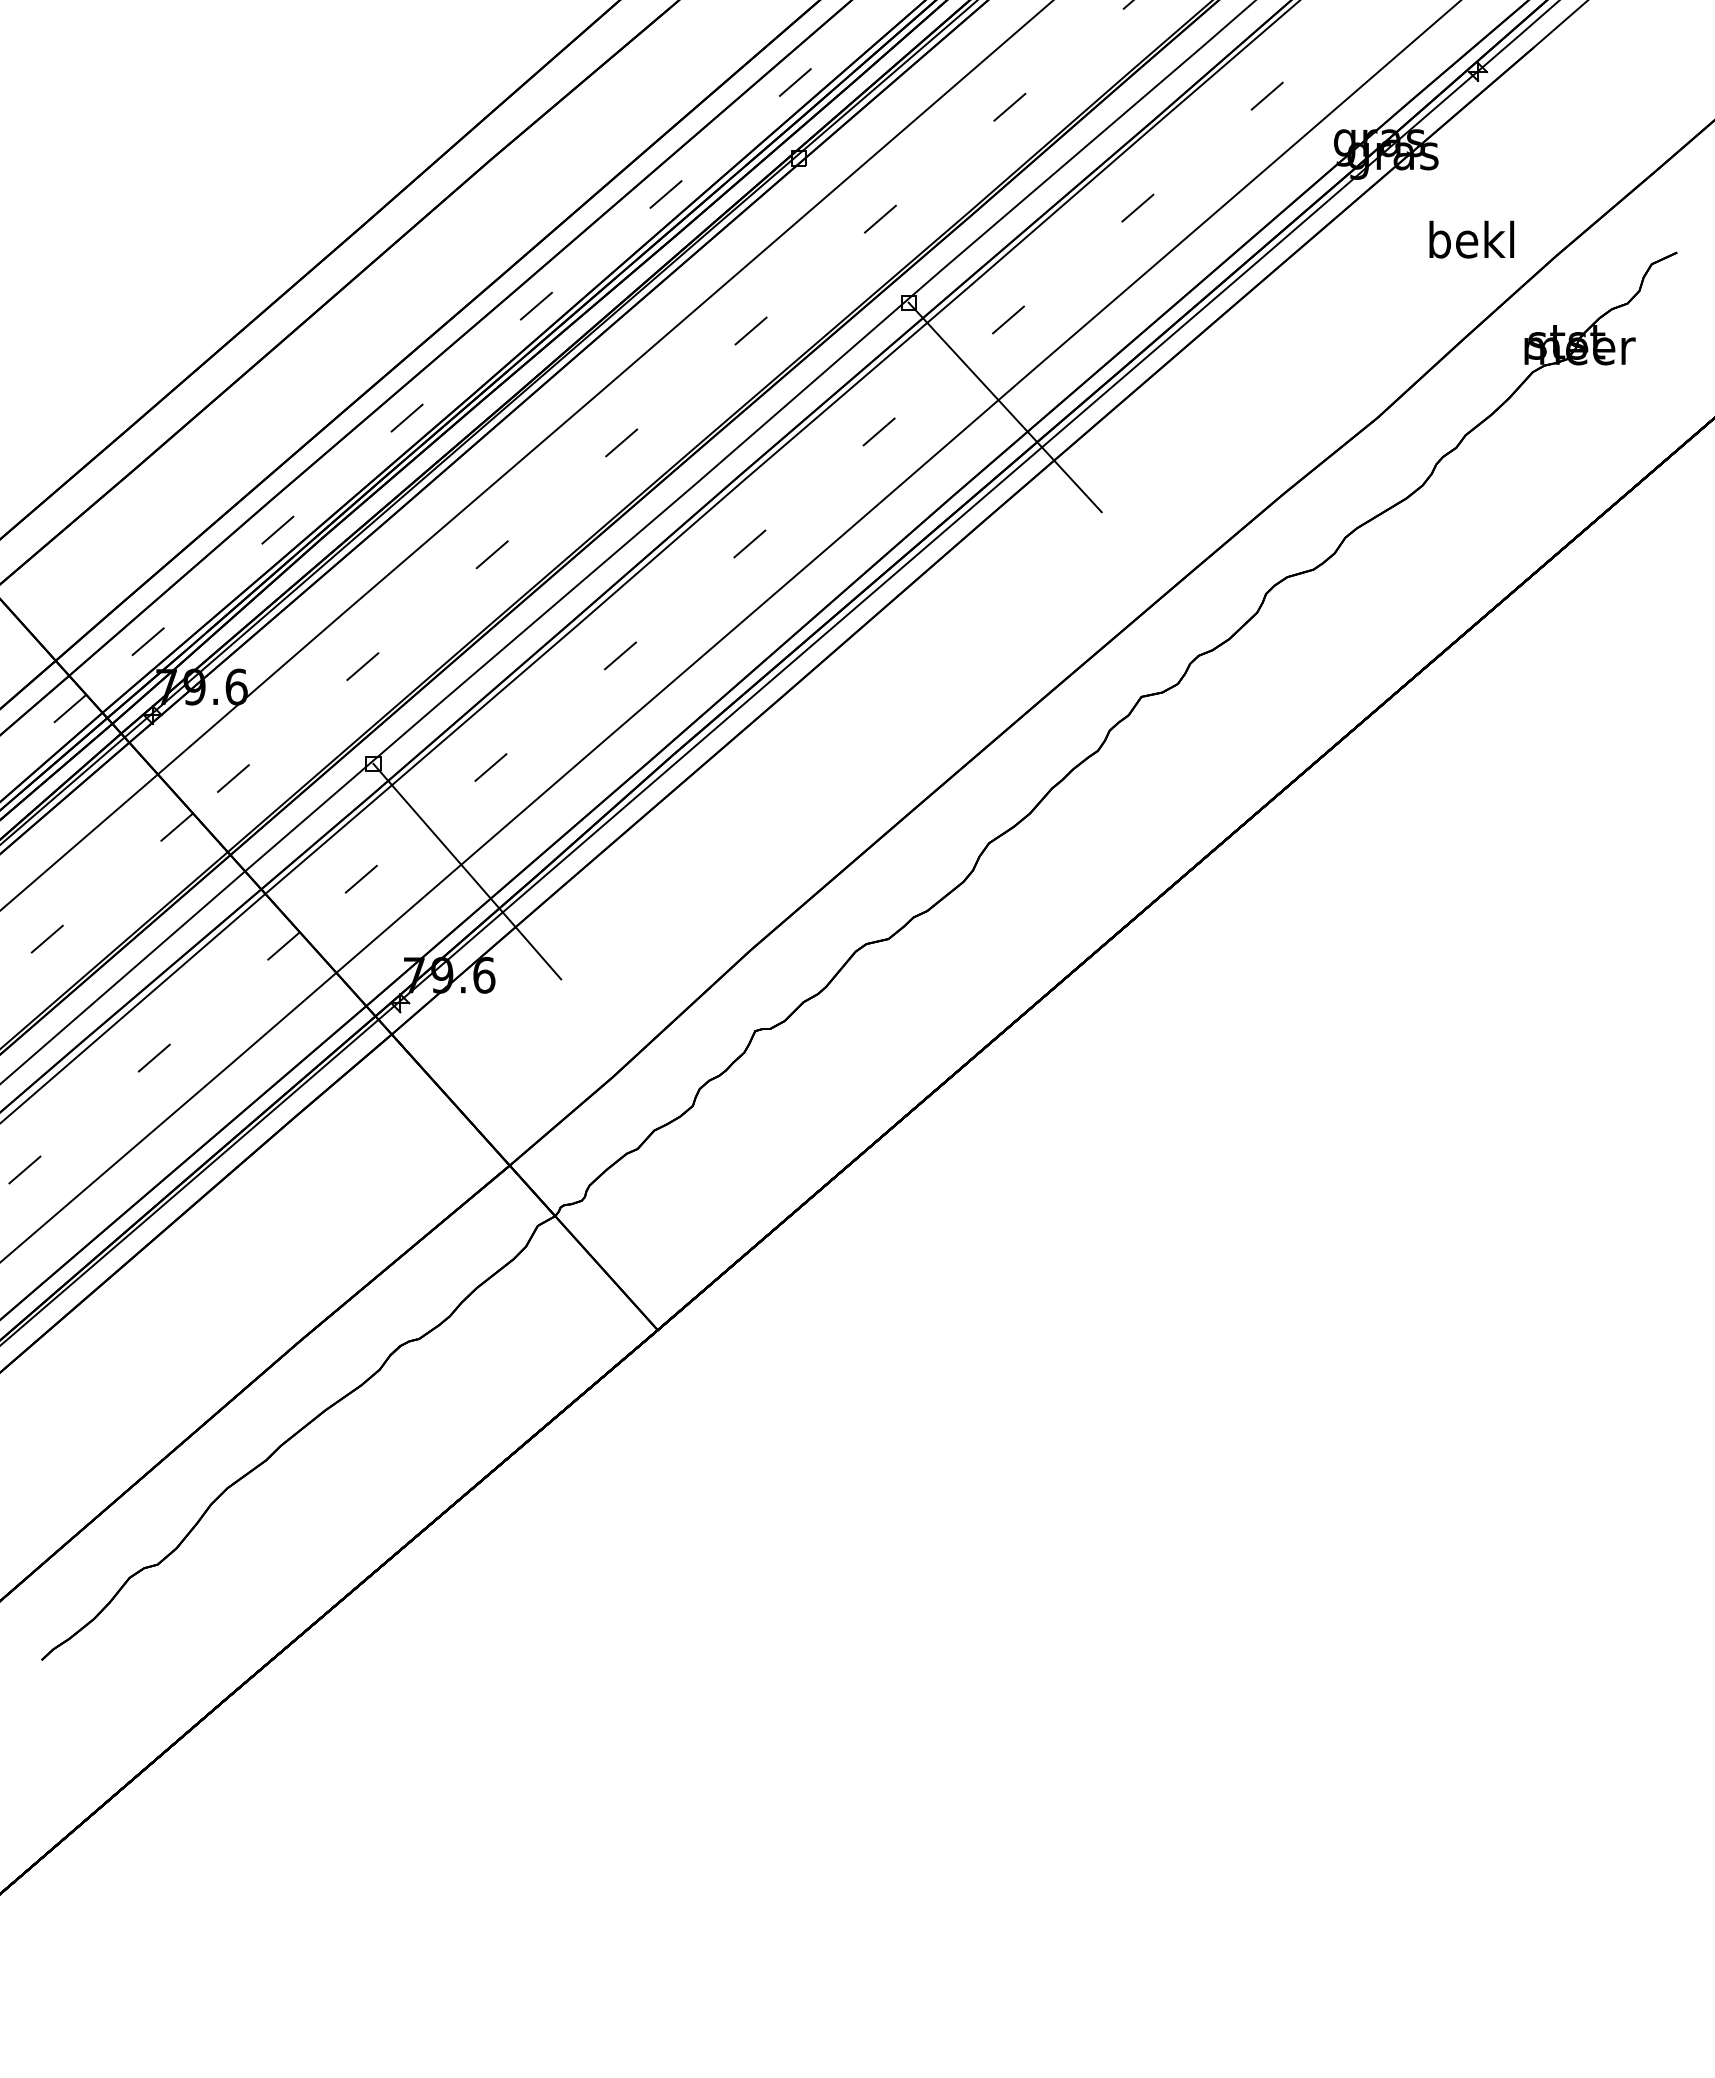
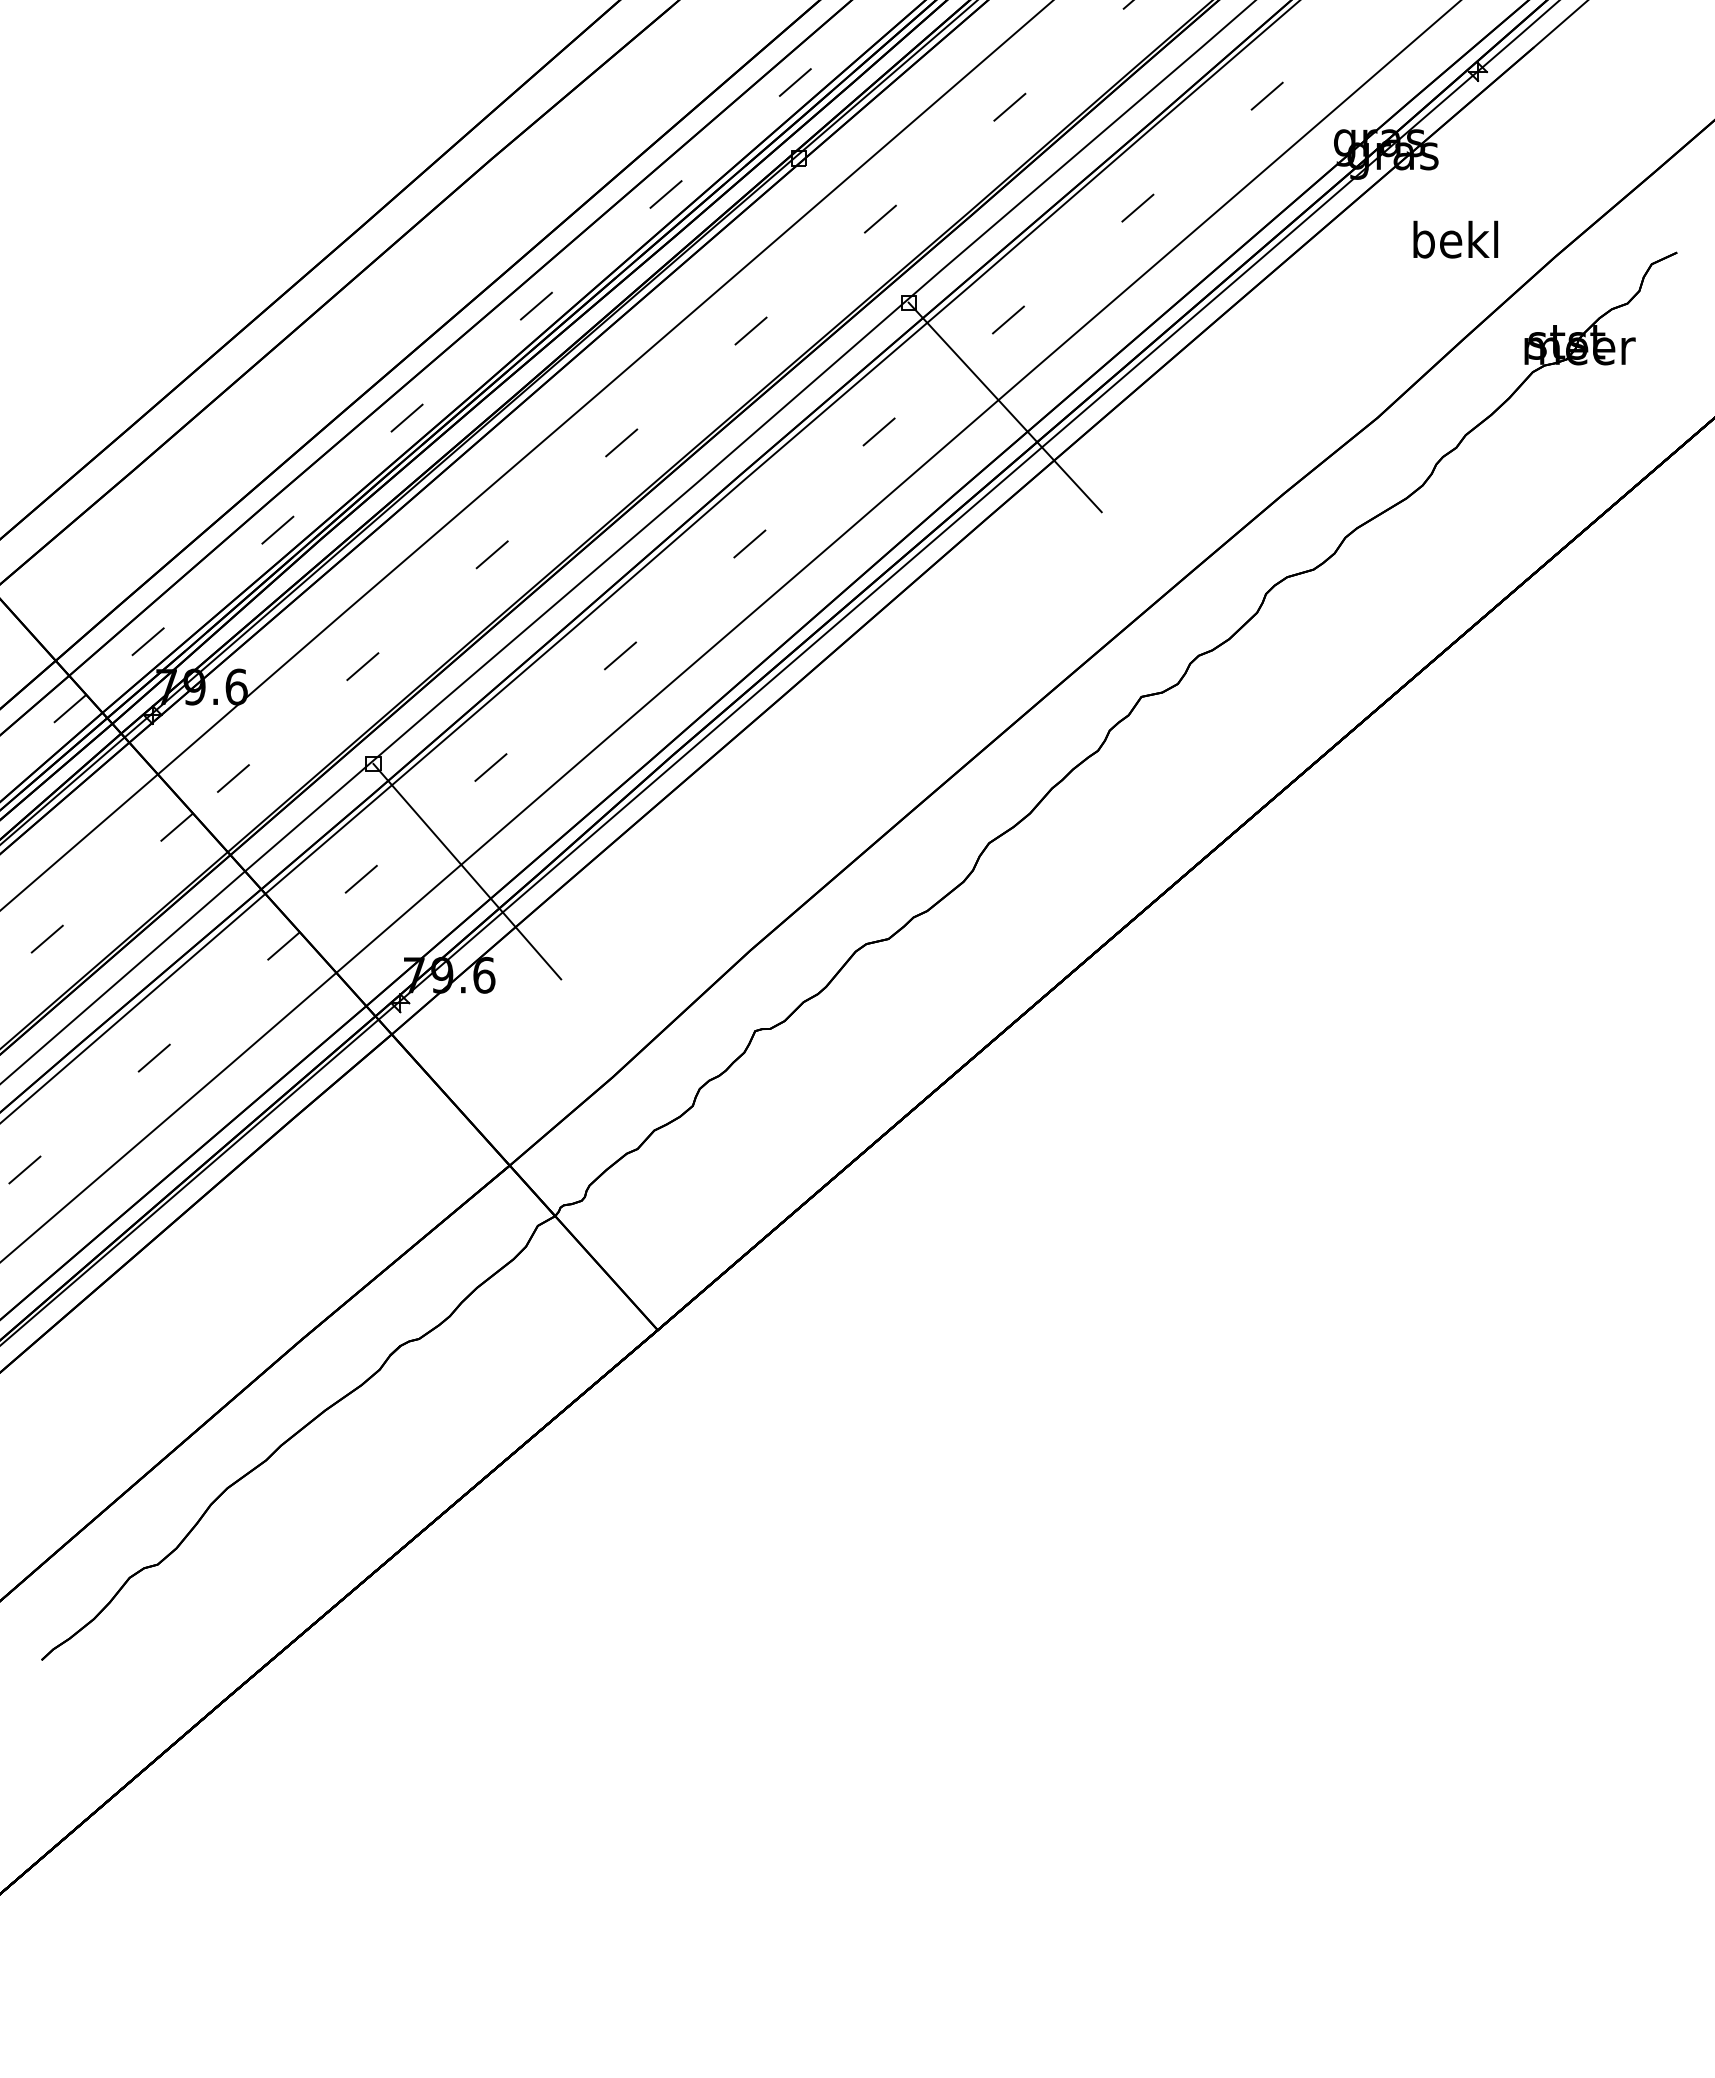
text position: (1471, 239) -> (1455, 239) (1455, 239)
